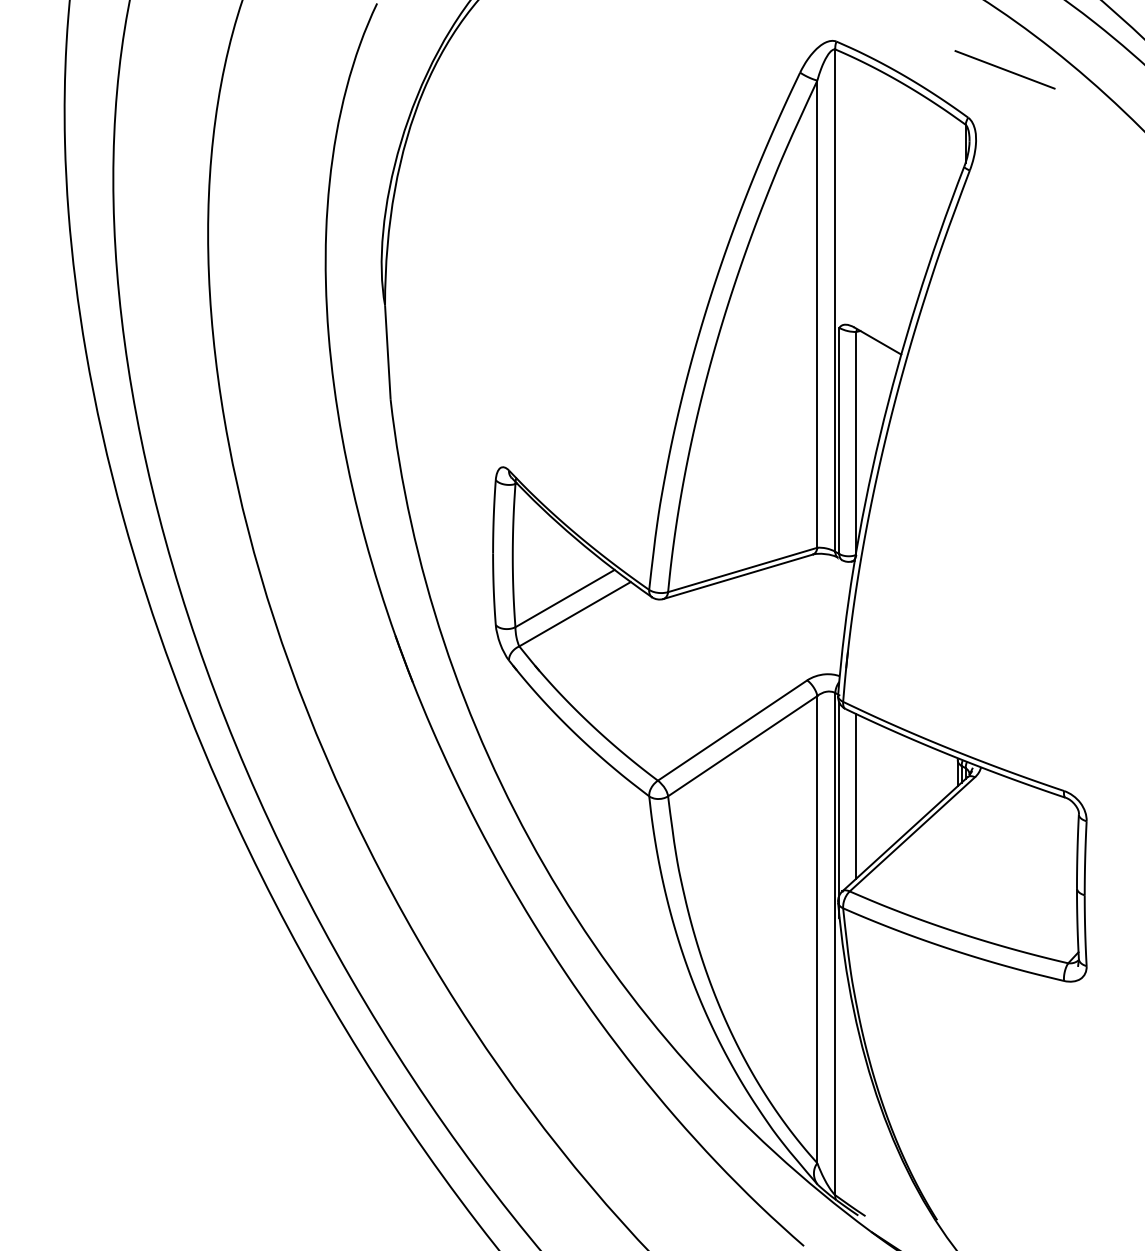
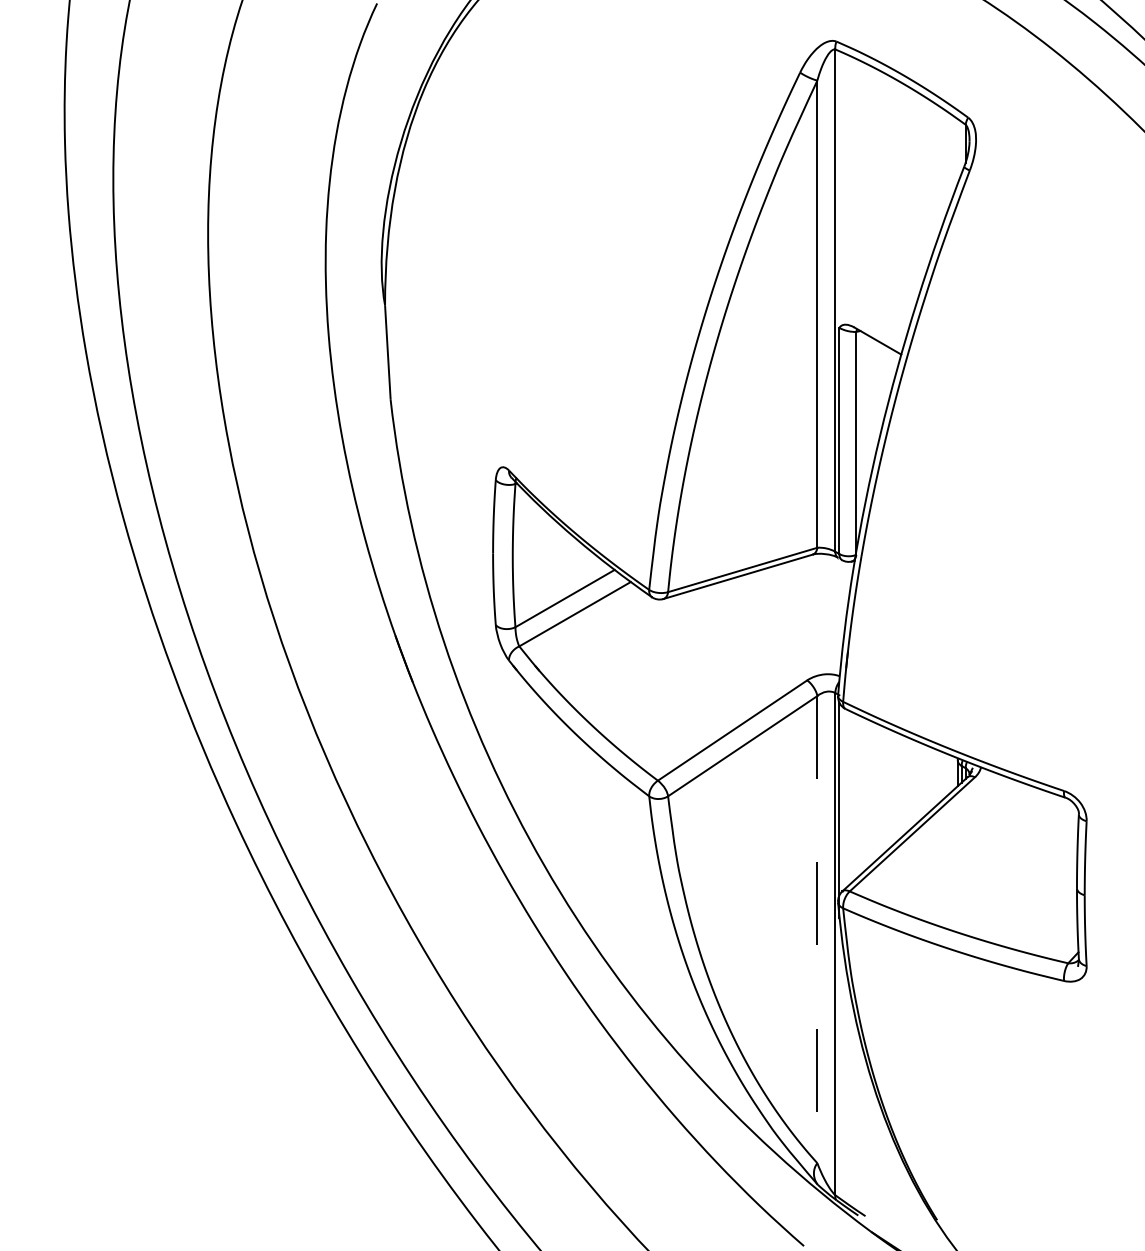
line: present -> none (1004, 69)
line: present -> none (856, 796)
line: solid -> dashed (817, 929)
